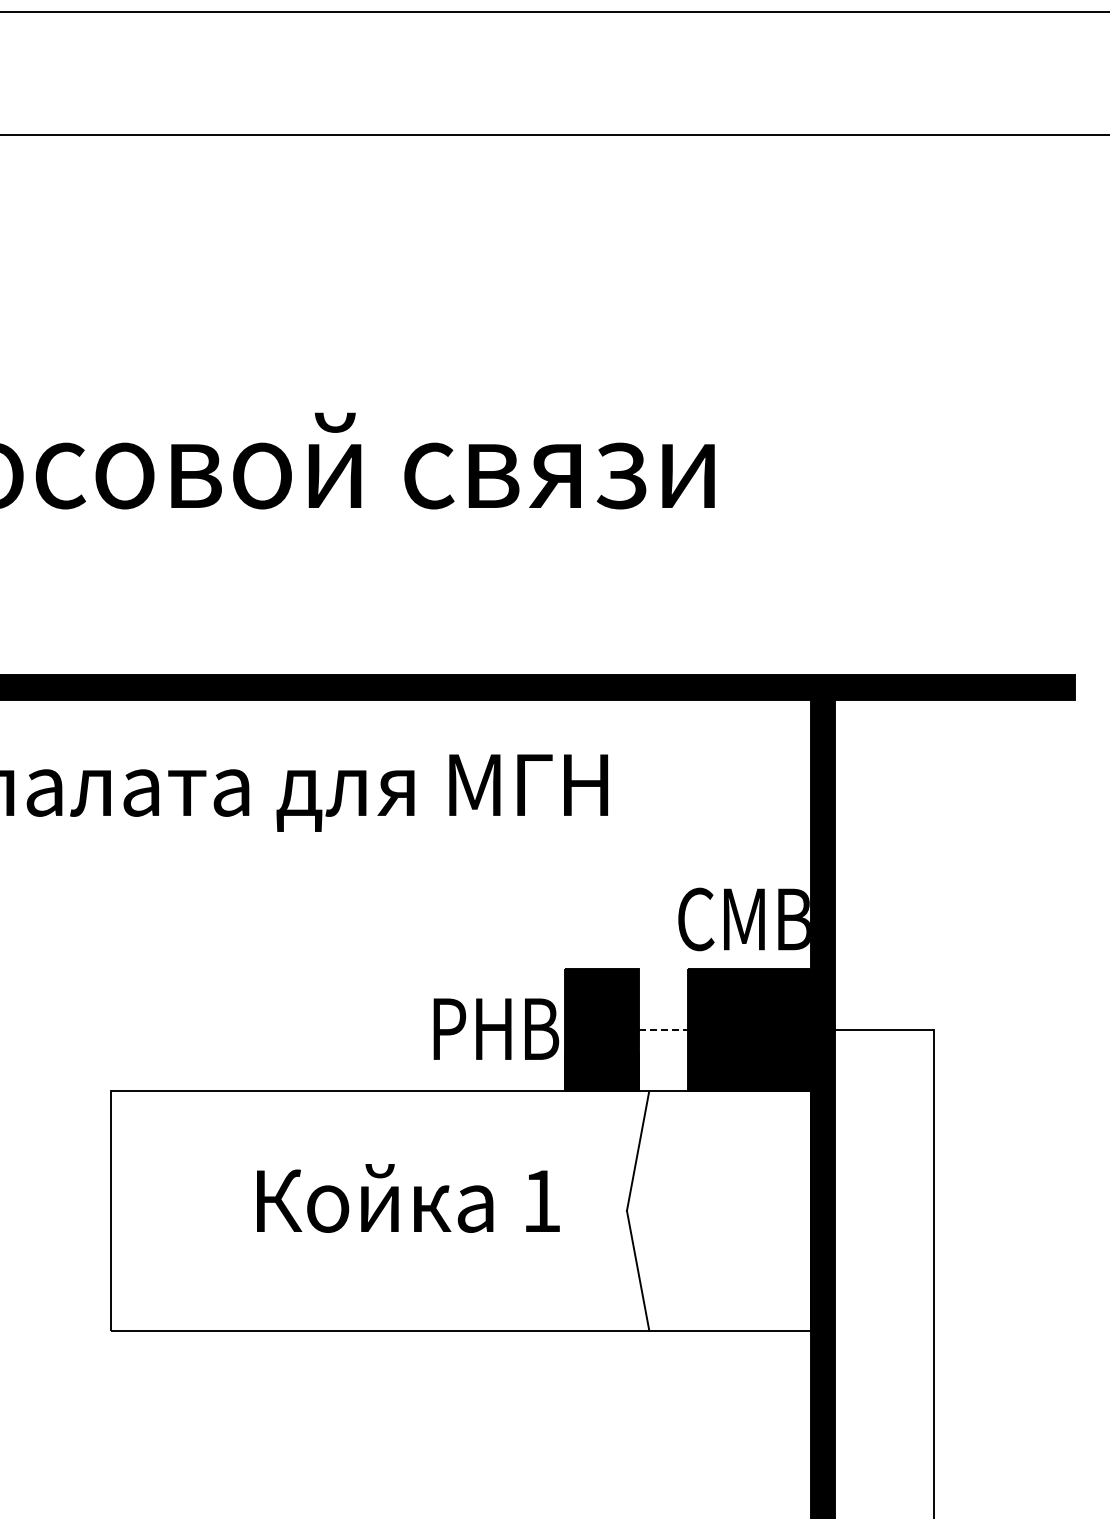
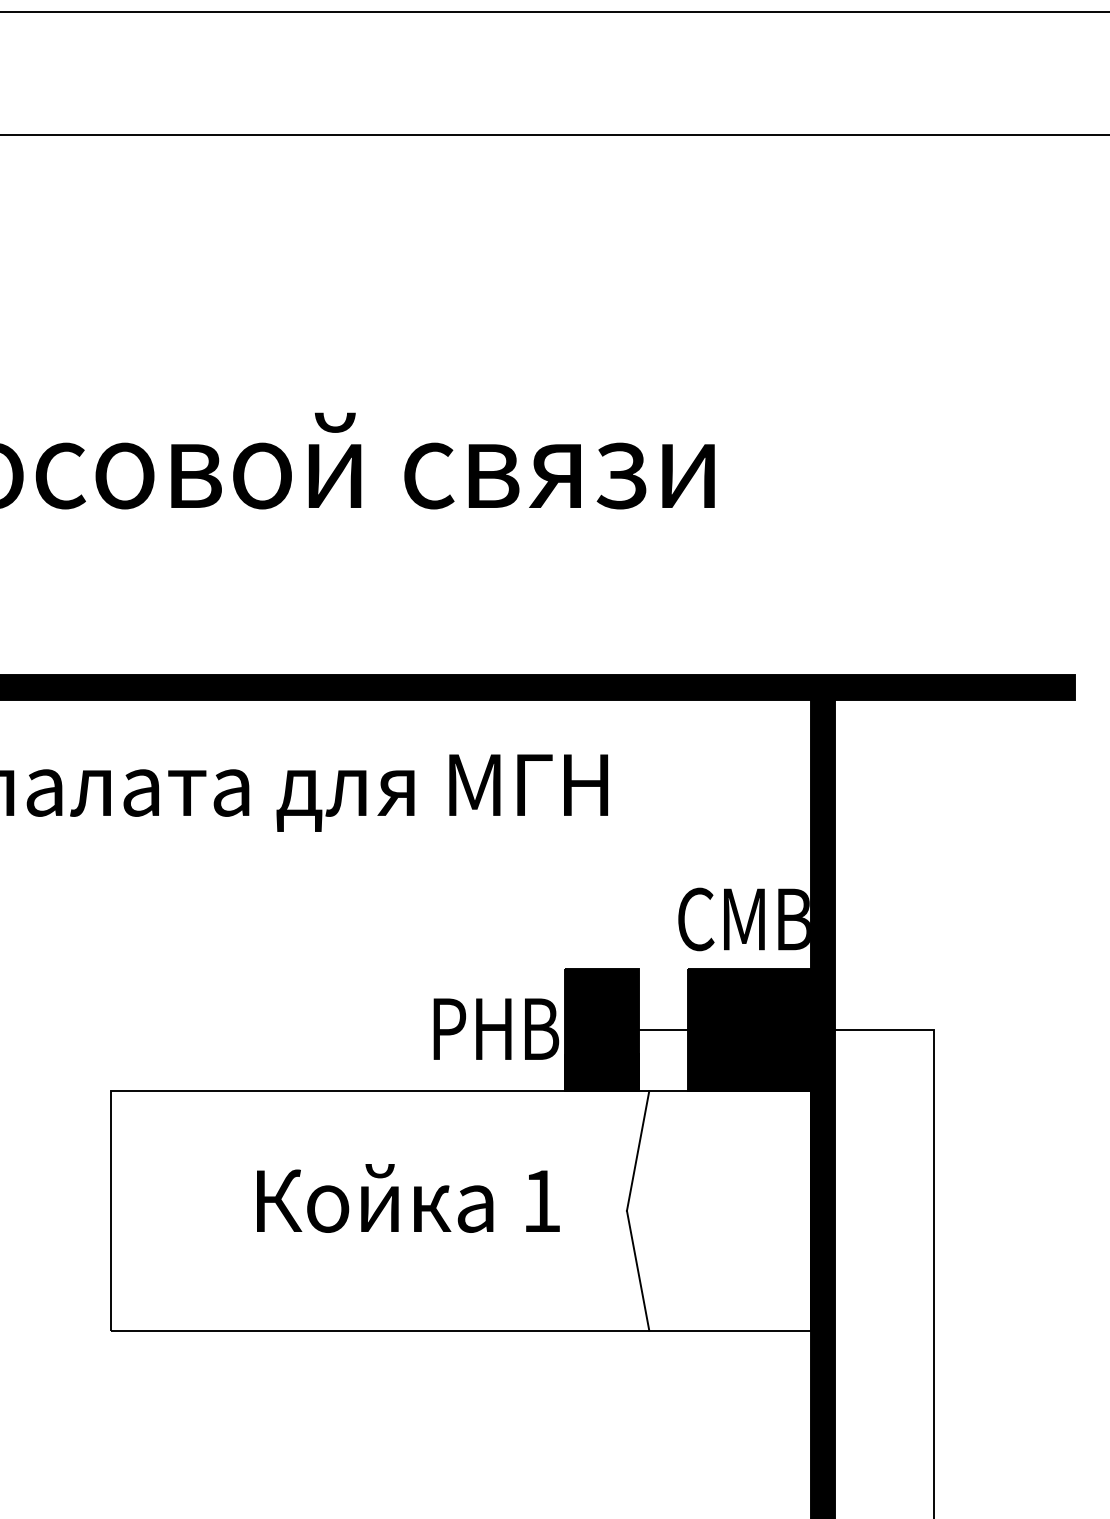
line: dashed -> solid (663, 1029)
